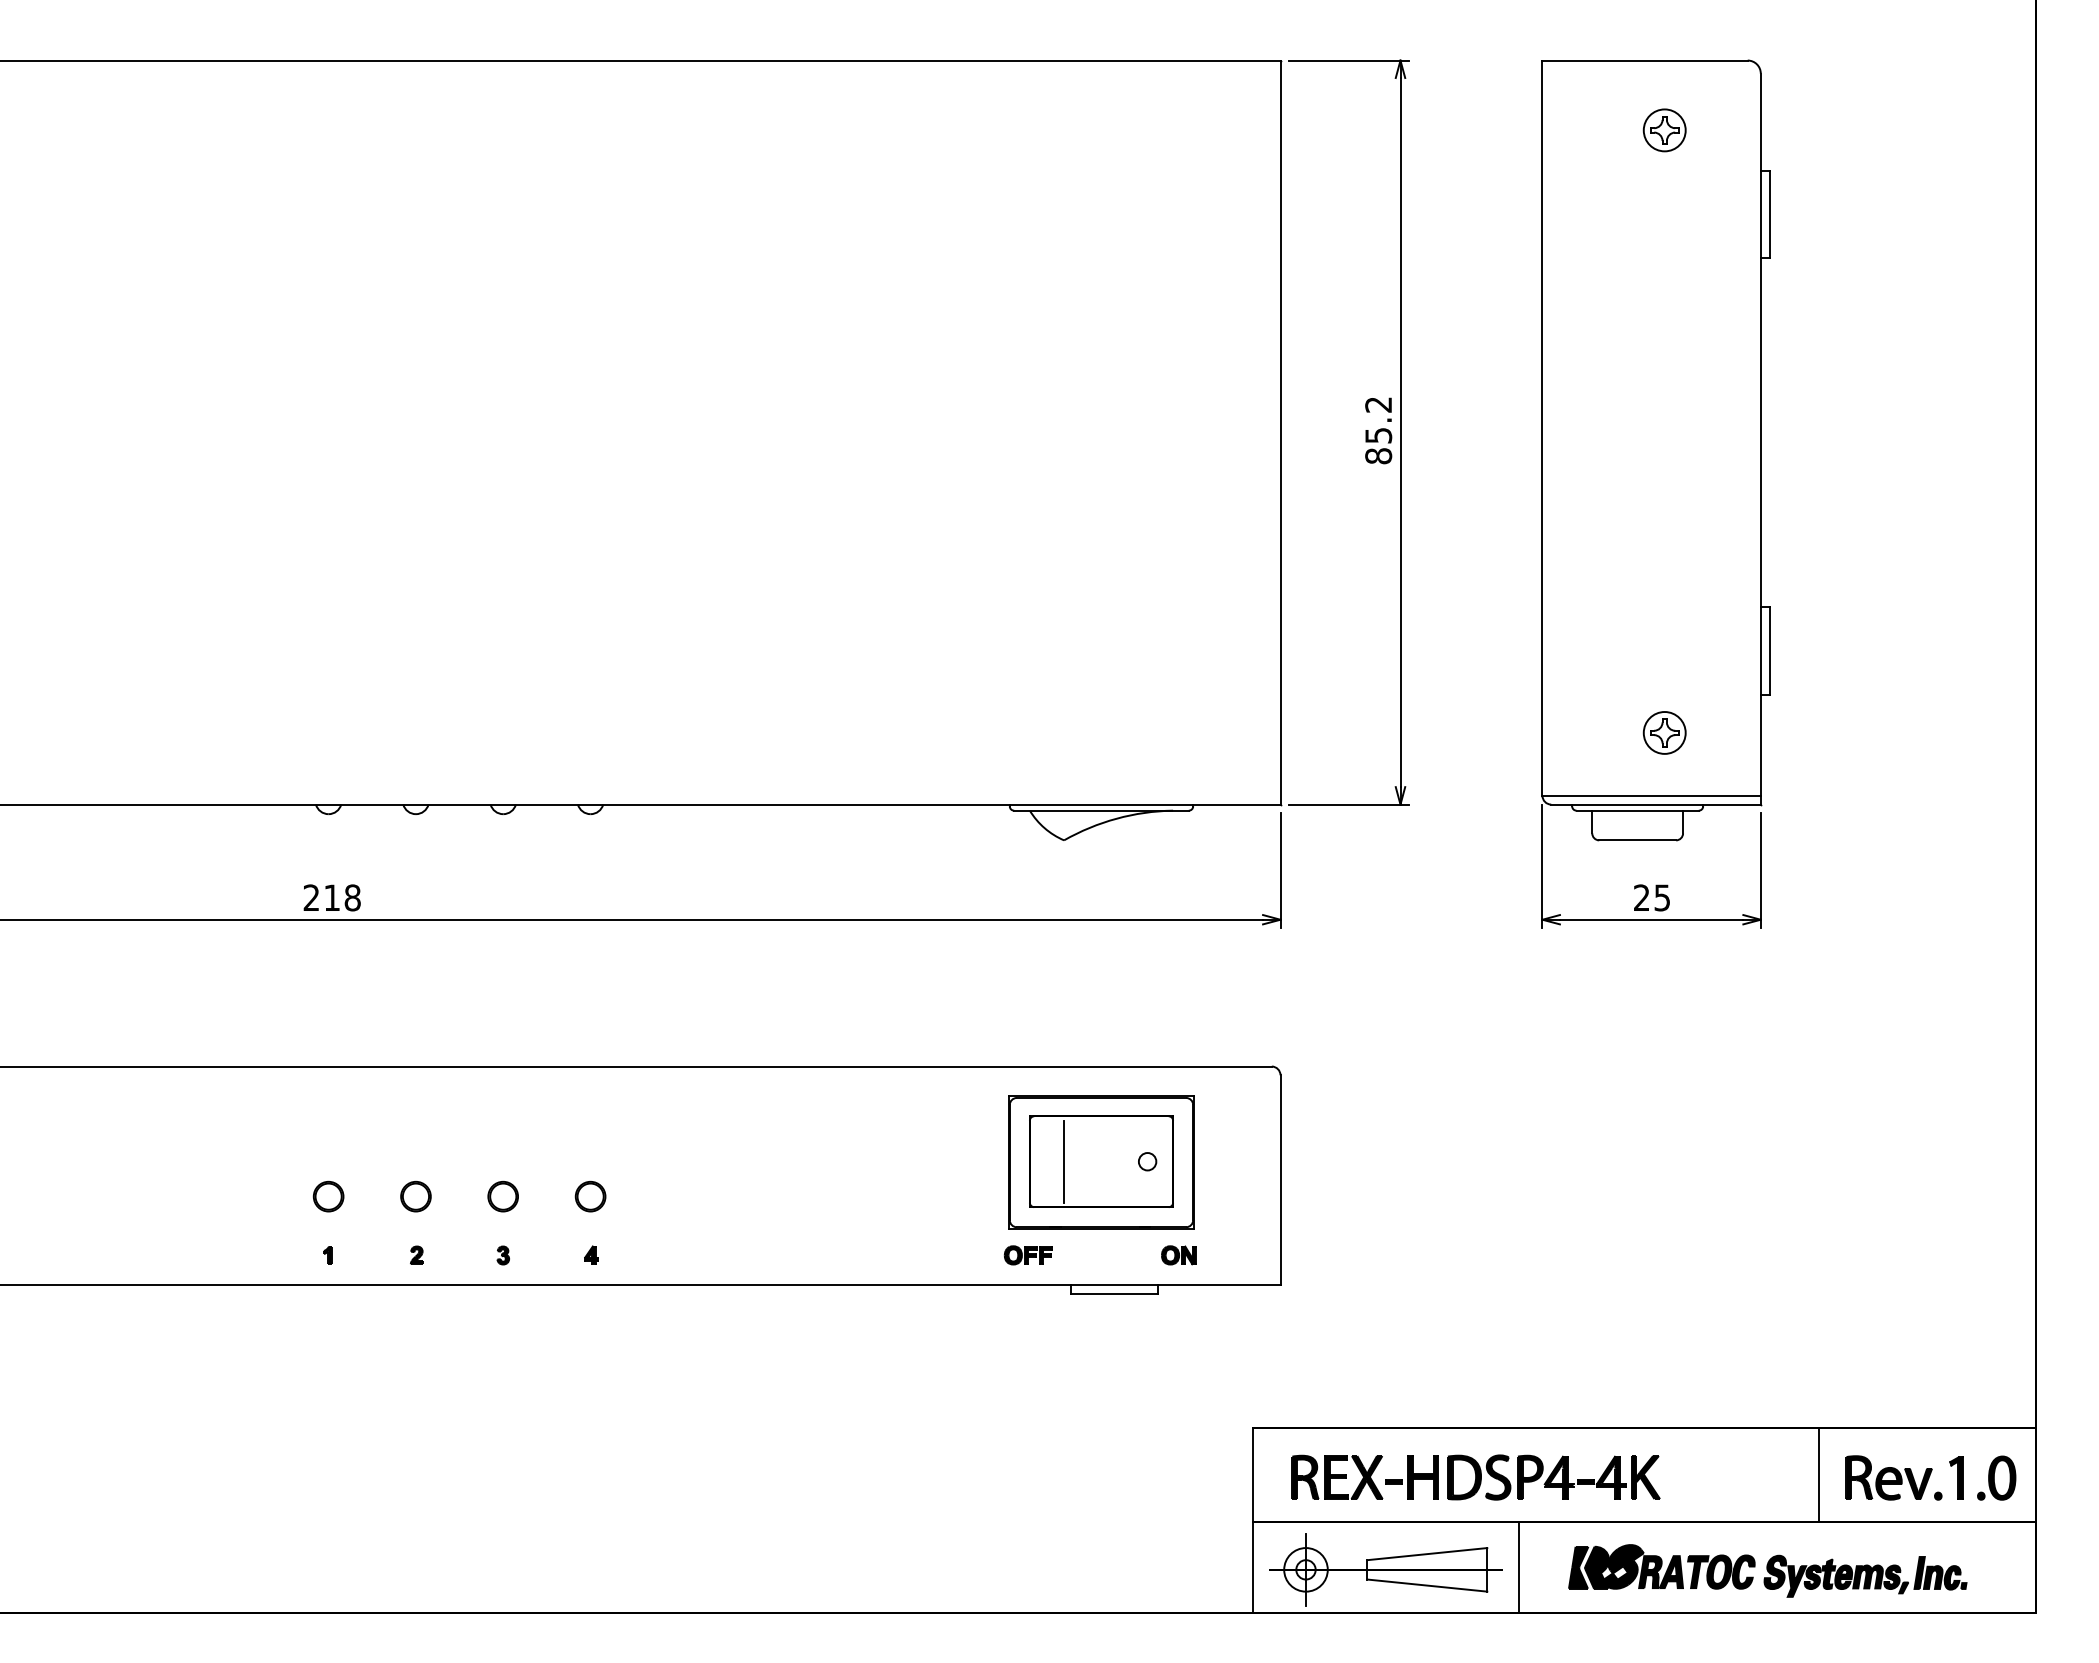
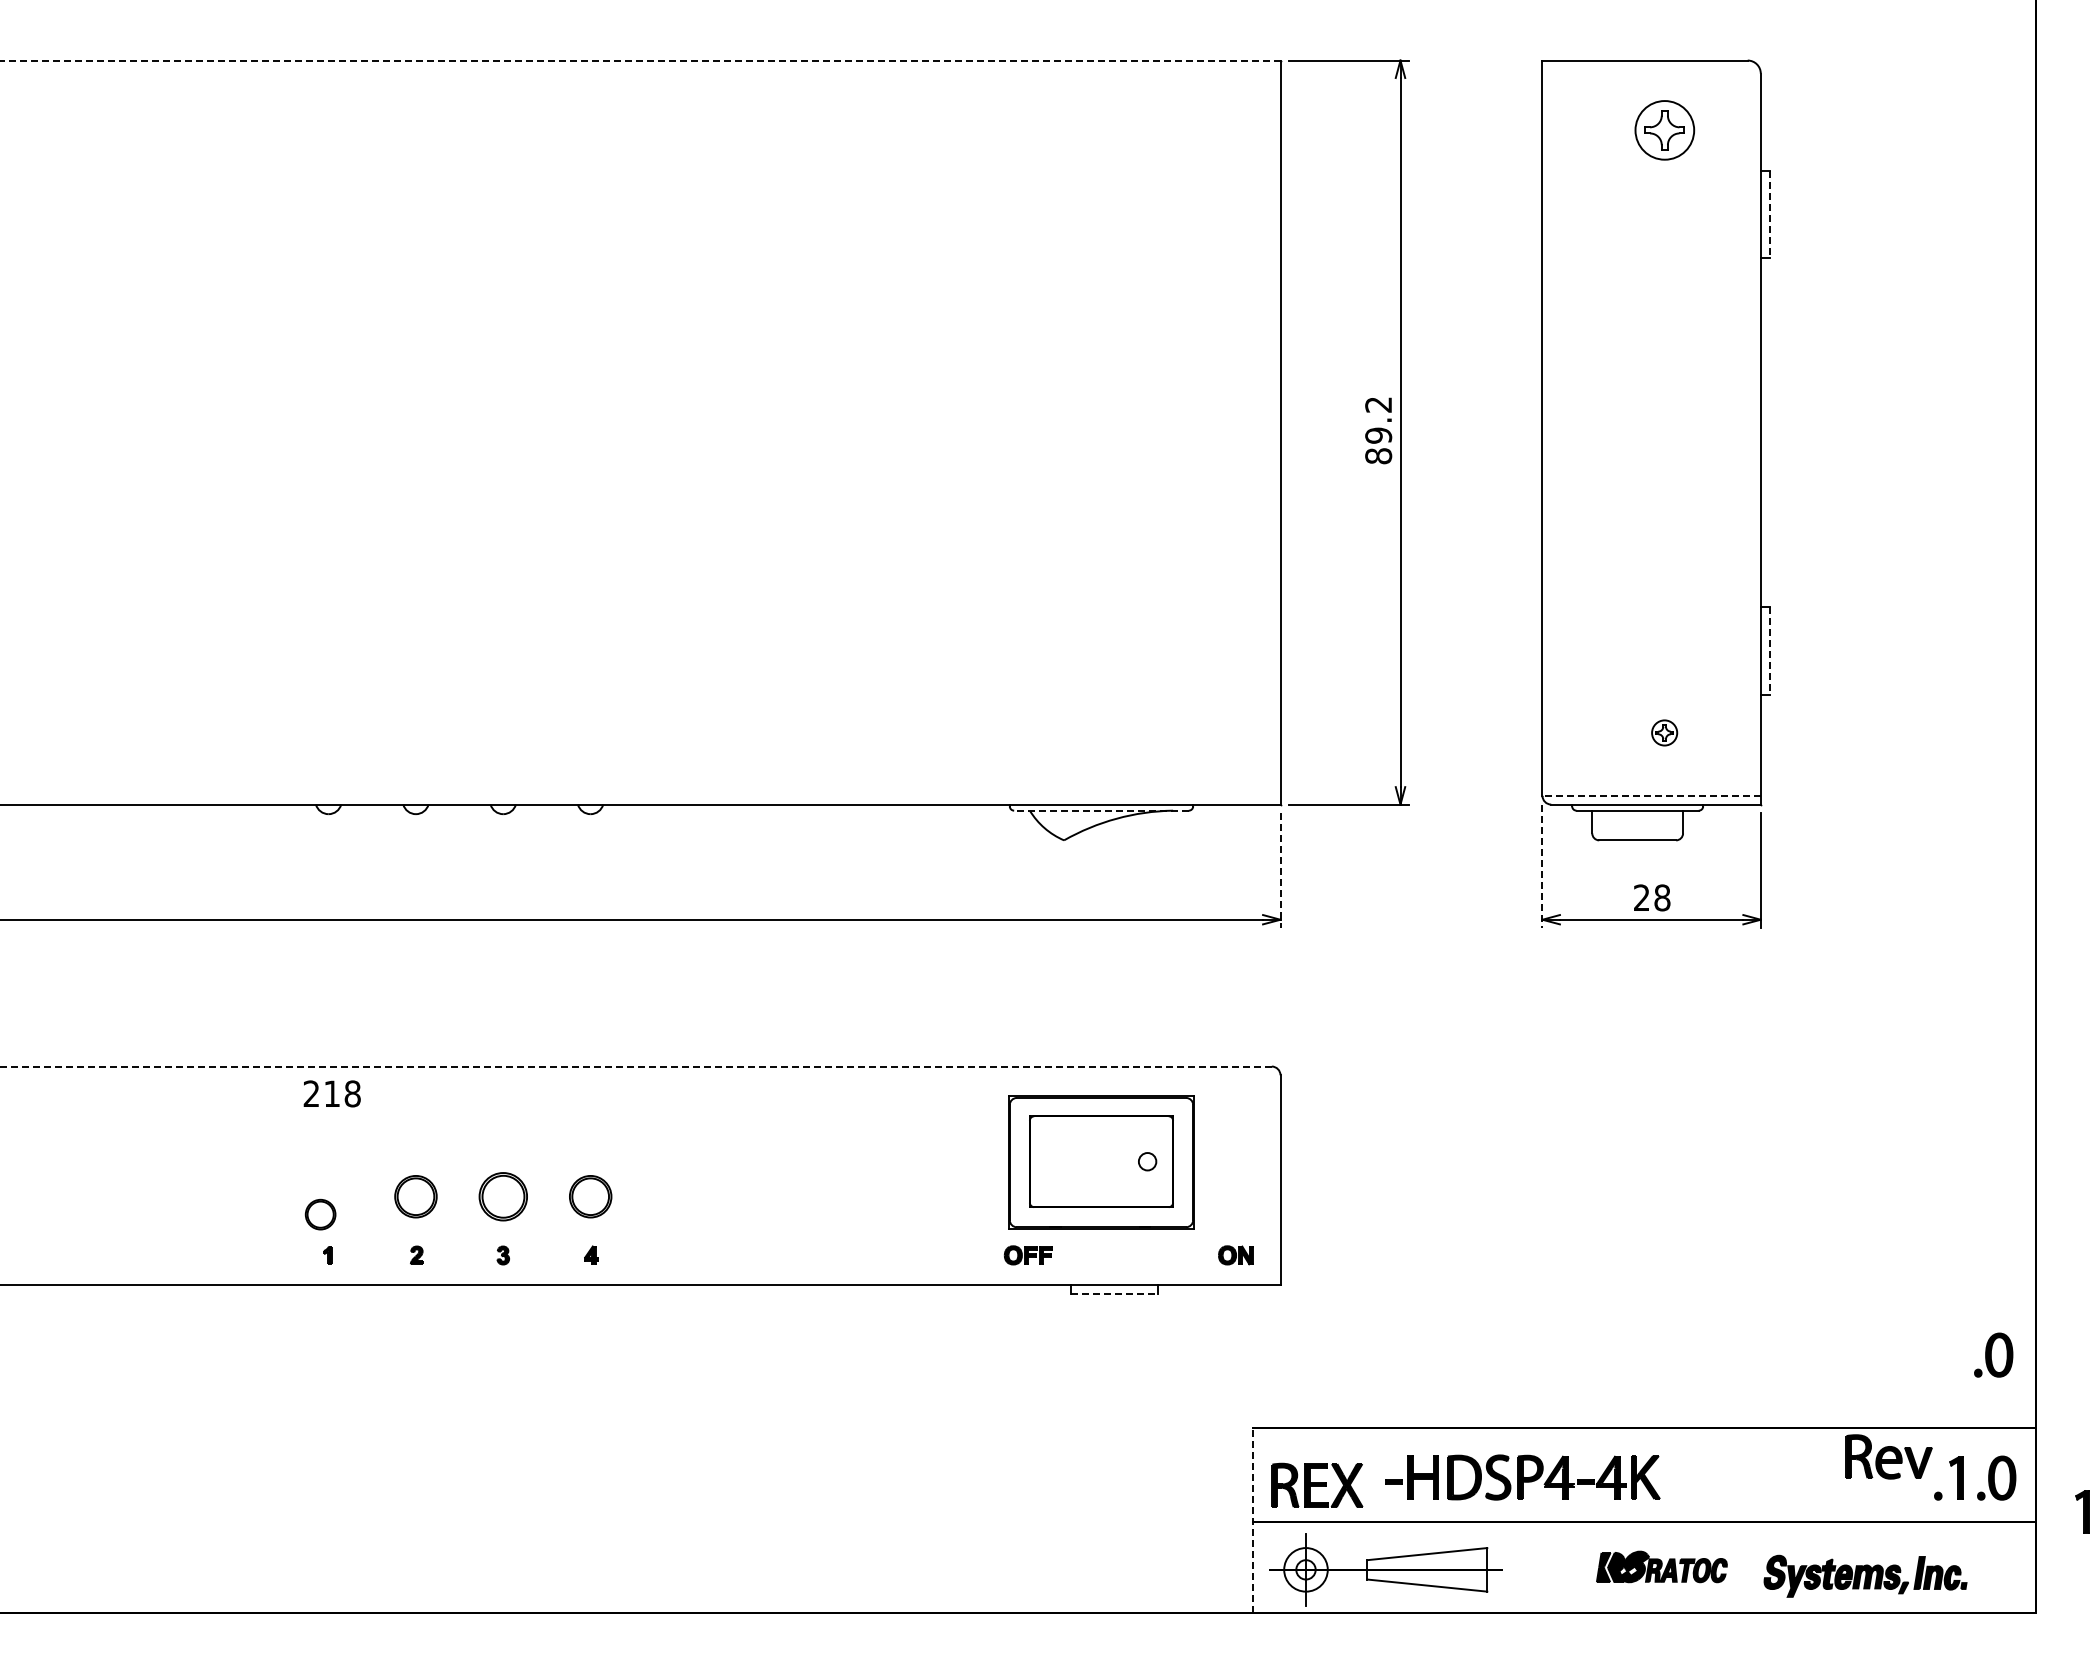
line: solid -> dashed (640, 60)
part size: 45x45 px -> 62x61 px (1664, 130)
line: solid -> dashed (1770, 214)
text: 85.2 -> 89.2 (1378, 435)
line: solid -> dashed (1770, 650)
part size: 45x44 px -> 28x28 px (1664, 732)
line: solid -> dashed (1651, 795)
line: solid -> dashed (1100, 810)
line: solid -> dashed (1542, 866)
line: solid -> dashed (1280, 870)
text position: (331, 897) -> (331, 1093) (331, 1093)
text: 25 -> 28 (1662, 897)
line: solid -> dashed (636, 1066)
line: present -> none (1064, 1161)
part position: (328, 1196) -> (320, 1214) (320, 1214)
part size: 32x33 px -> 44x44 px (415, 1196)
part size: 32x33 px -> 50x50 px (502, 1196)
part size: 33x33 px -> 44x44 px (590, 1196)
part position: (1178, 1255) -> (1235, 1255) (1235, 1255)
line: solid -> dashed (1114, 1294)
part: none -> present (1993, 1354)
line: present -> none (1819, 1474)
part position: (1337, 1476) -> (1317, 1484) (1317, 1484)
part position: (1888, 1477) -> (1888, 1456) (1888, 1456)
part: none -> present (2082, 1511)
line: solid -> dashed (1252, 1520)
part size: 188x46 px -> 132x34 px (1661, 1566)
line: present -> none (1519, 1567)
